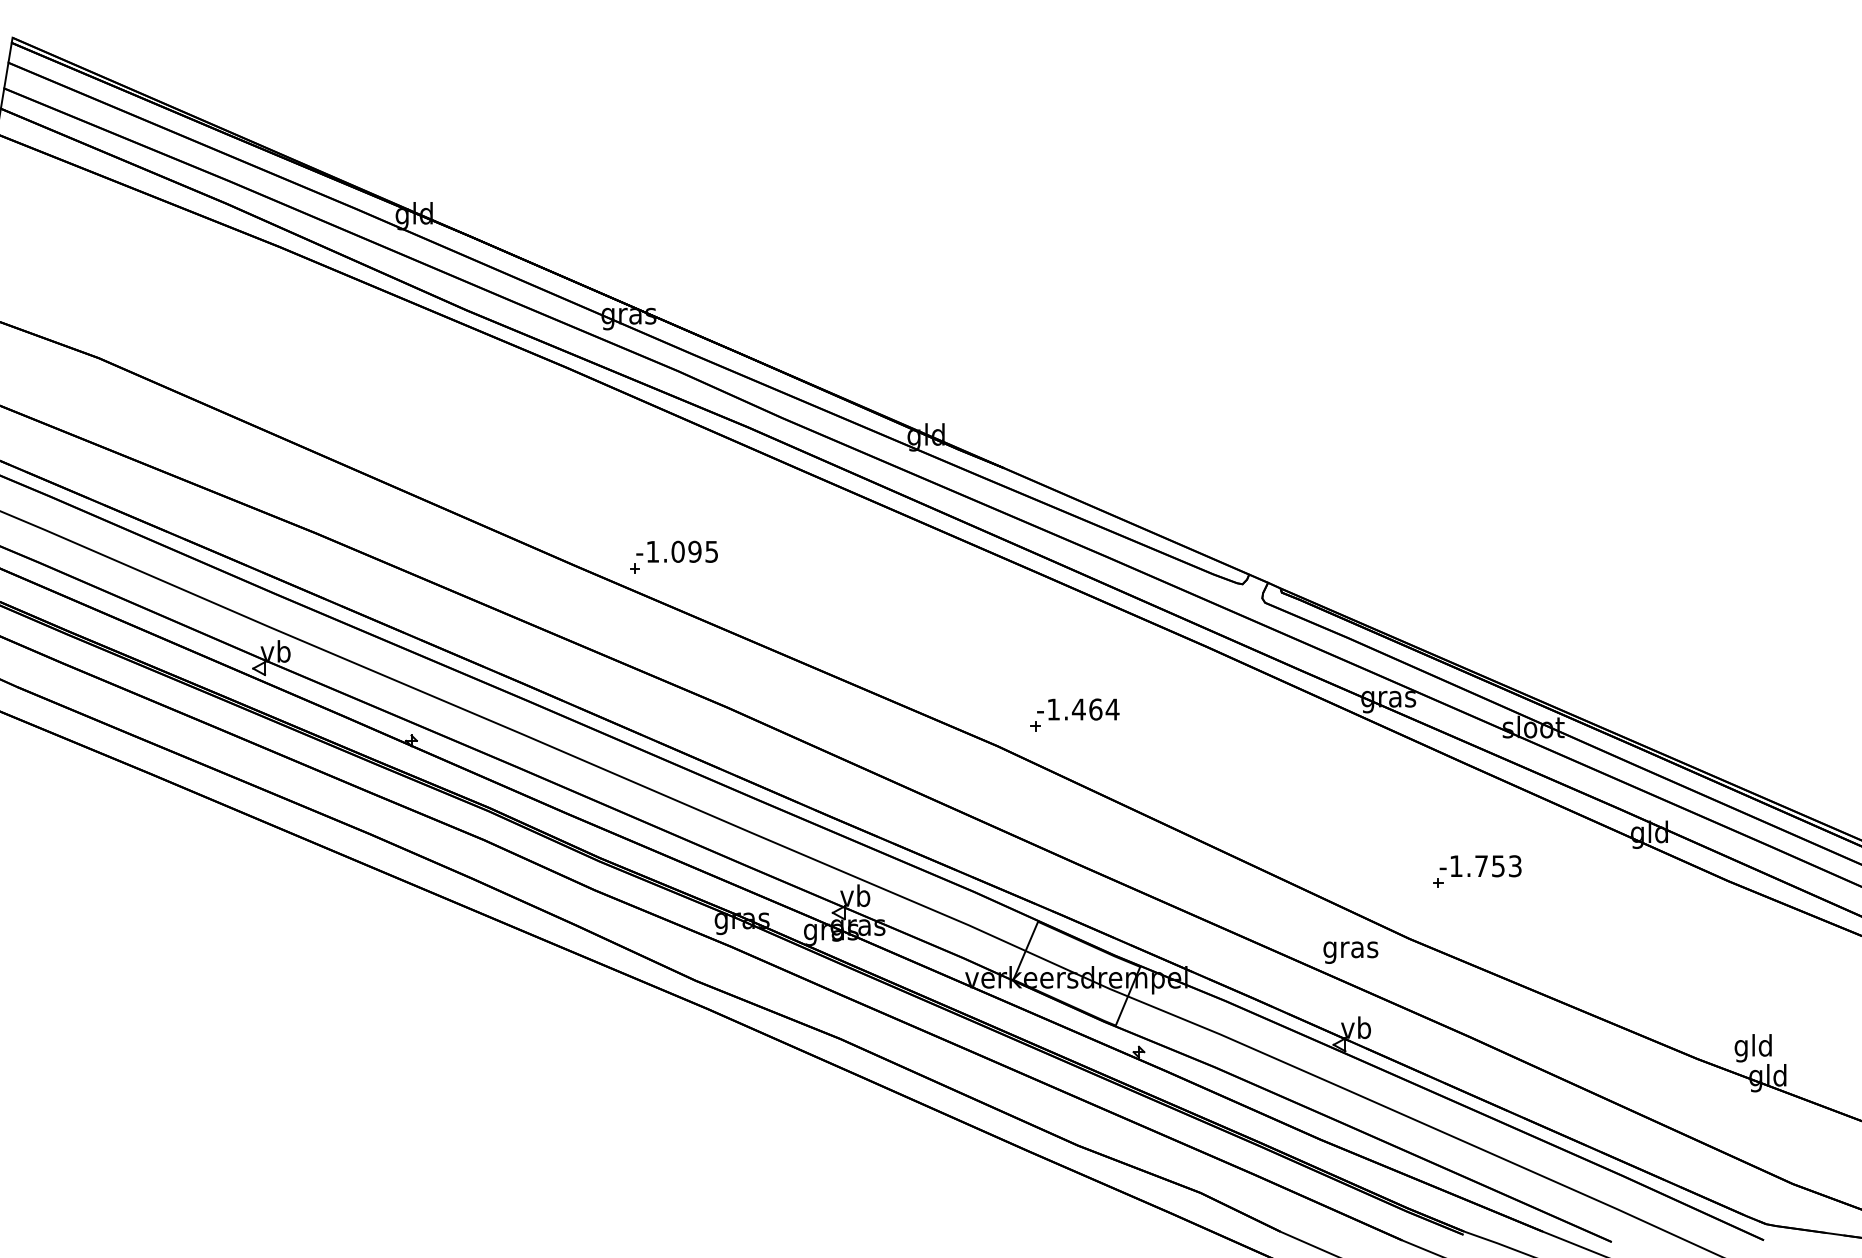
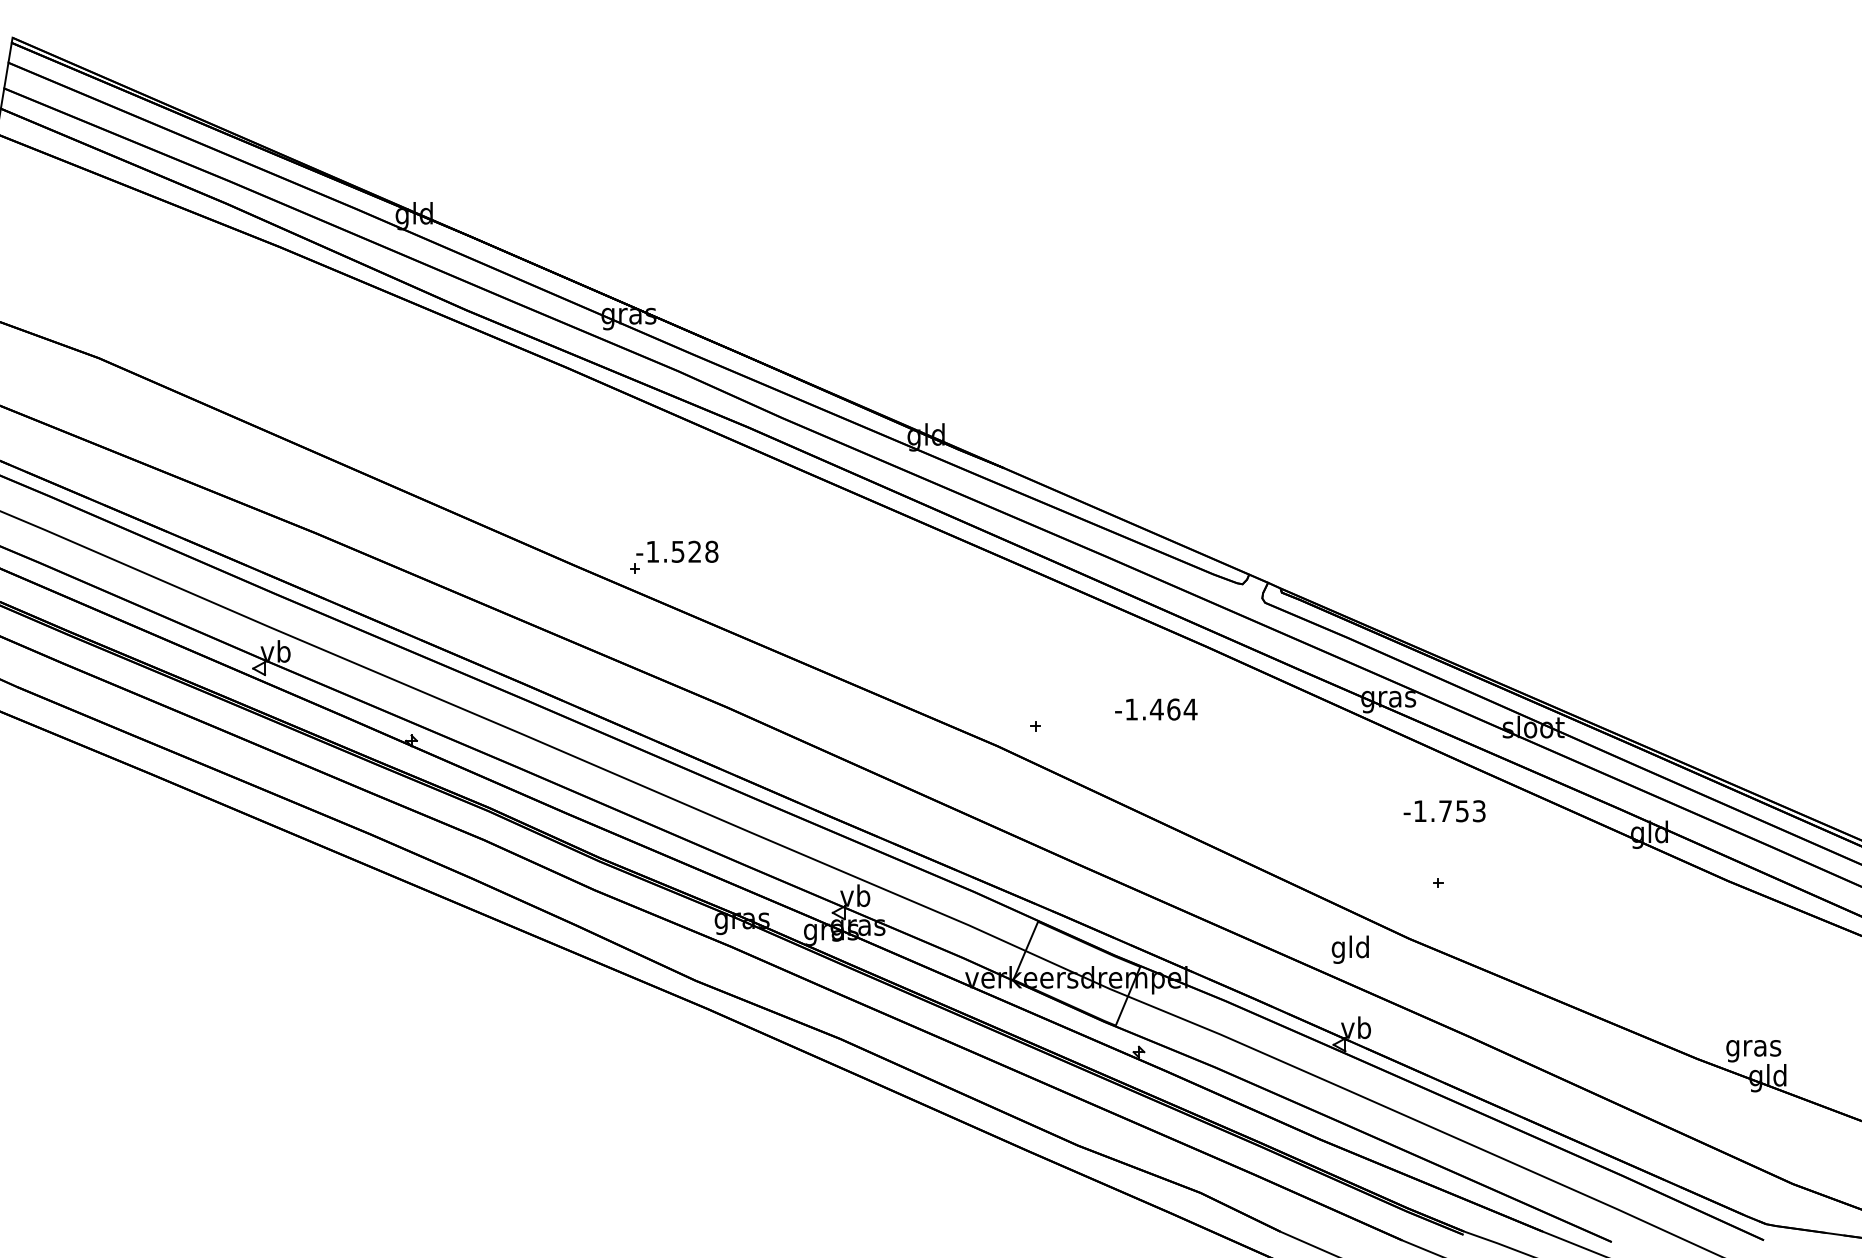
text: -1.095 -> -1.528 (694, 551)
text position: (1078, 709) -> (1156, 709) (1156, 709)
text position: (1480, 866) -> (1444, 811) (1444, 811)
text: gras -> gld (1350, 949)
text: gld -> gras (1753, 1048)
